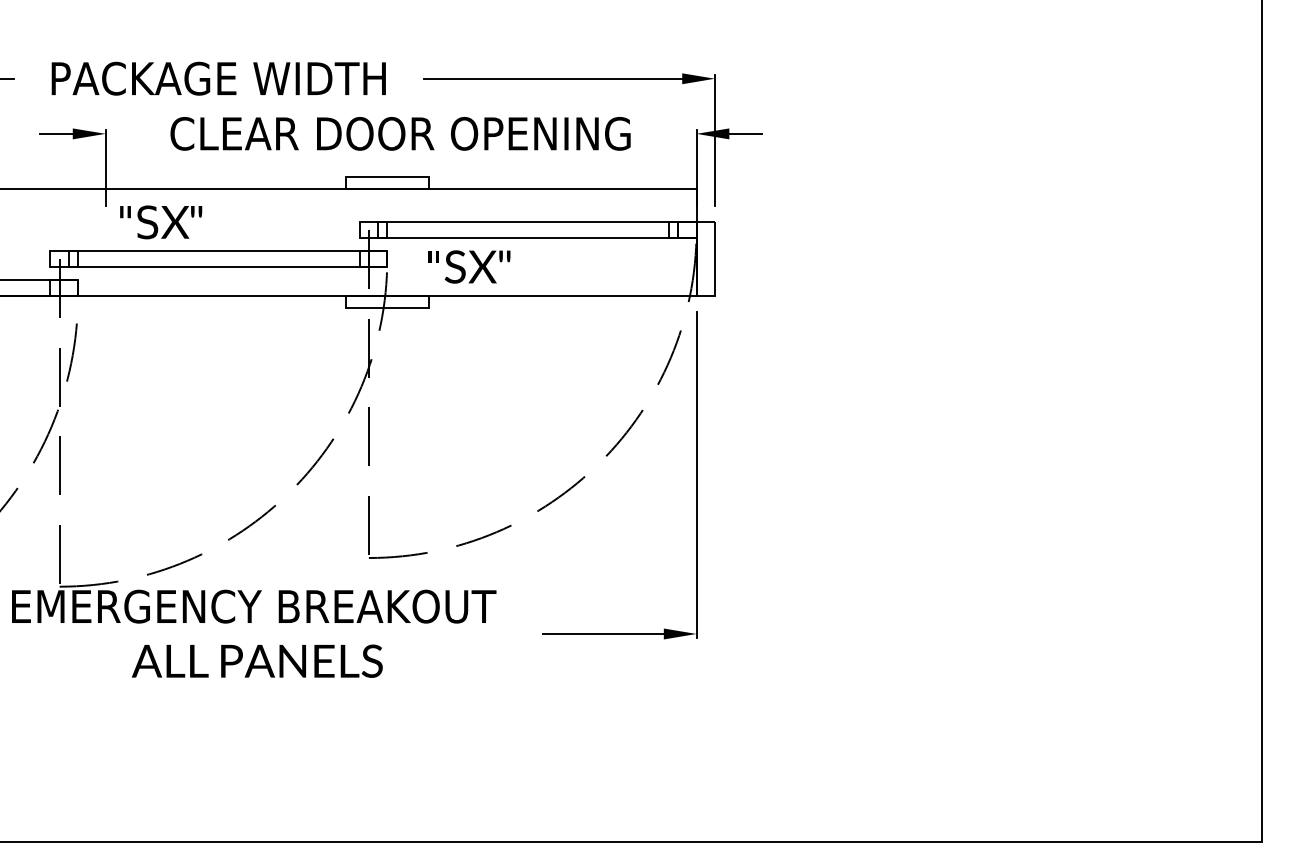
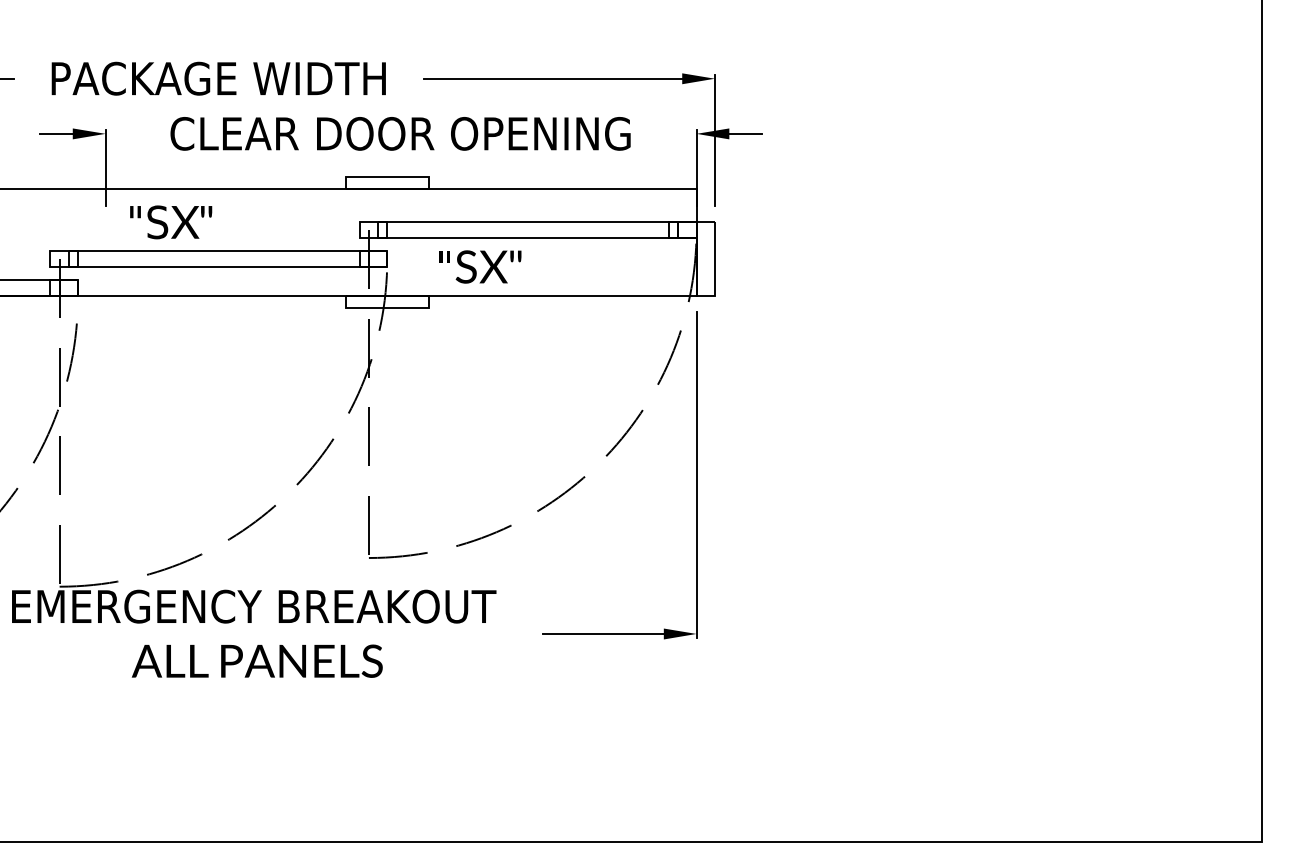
text position: (161, 222) -> (171, 222) (171, 222)
text position: (469, 266) -> (480, 266) (480, 266)
